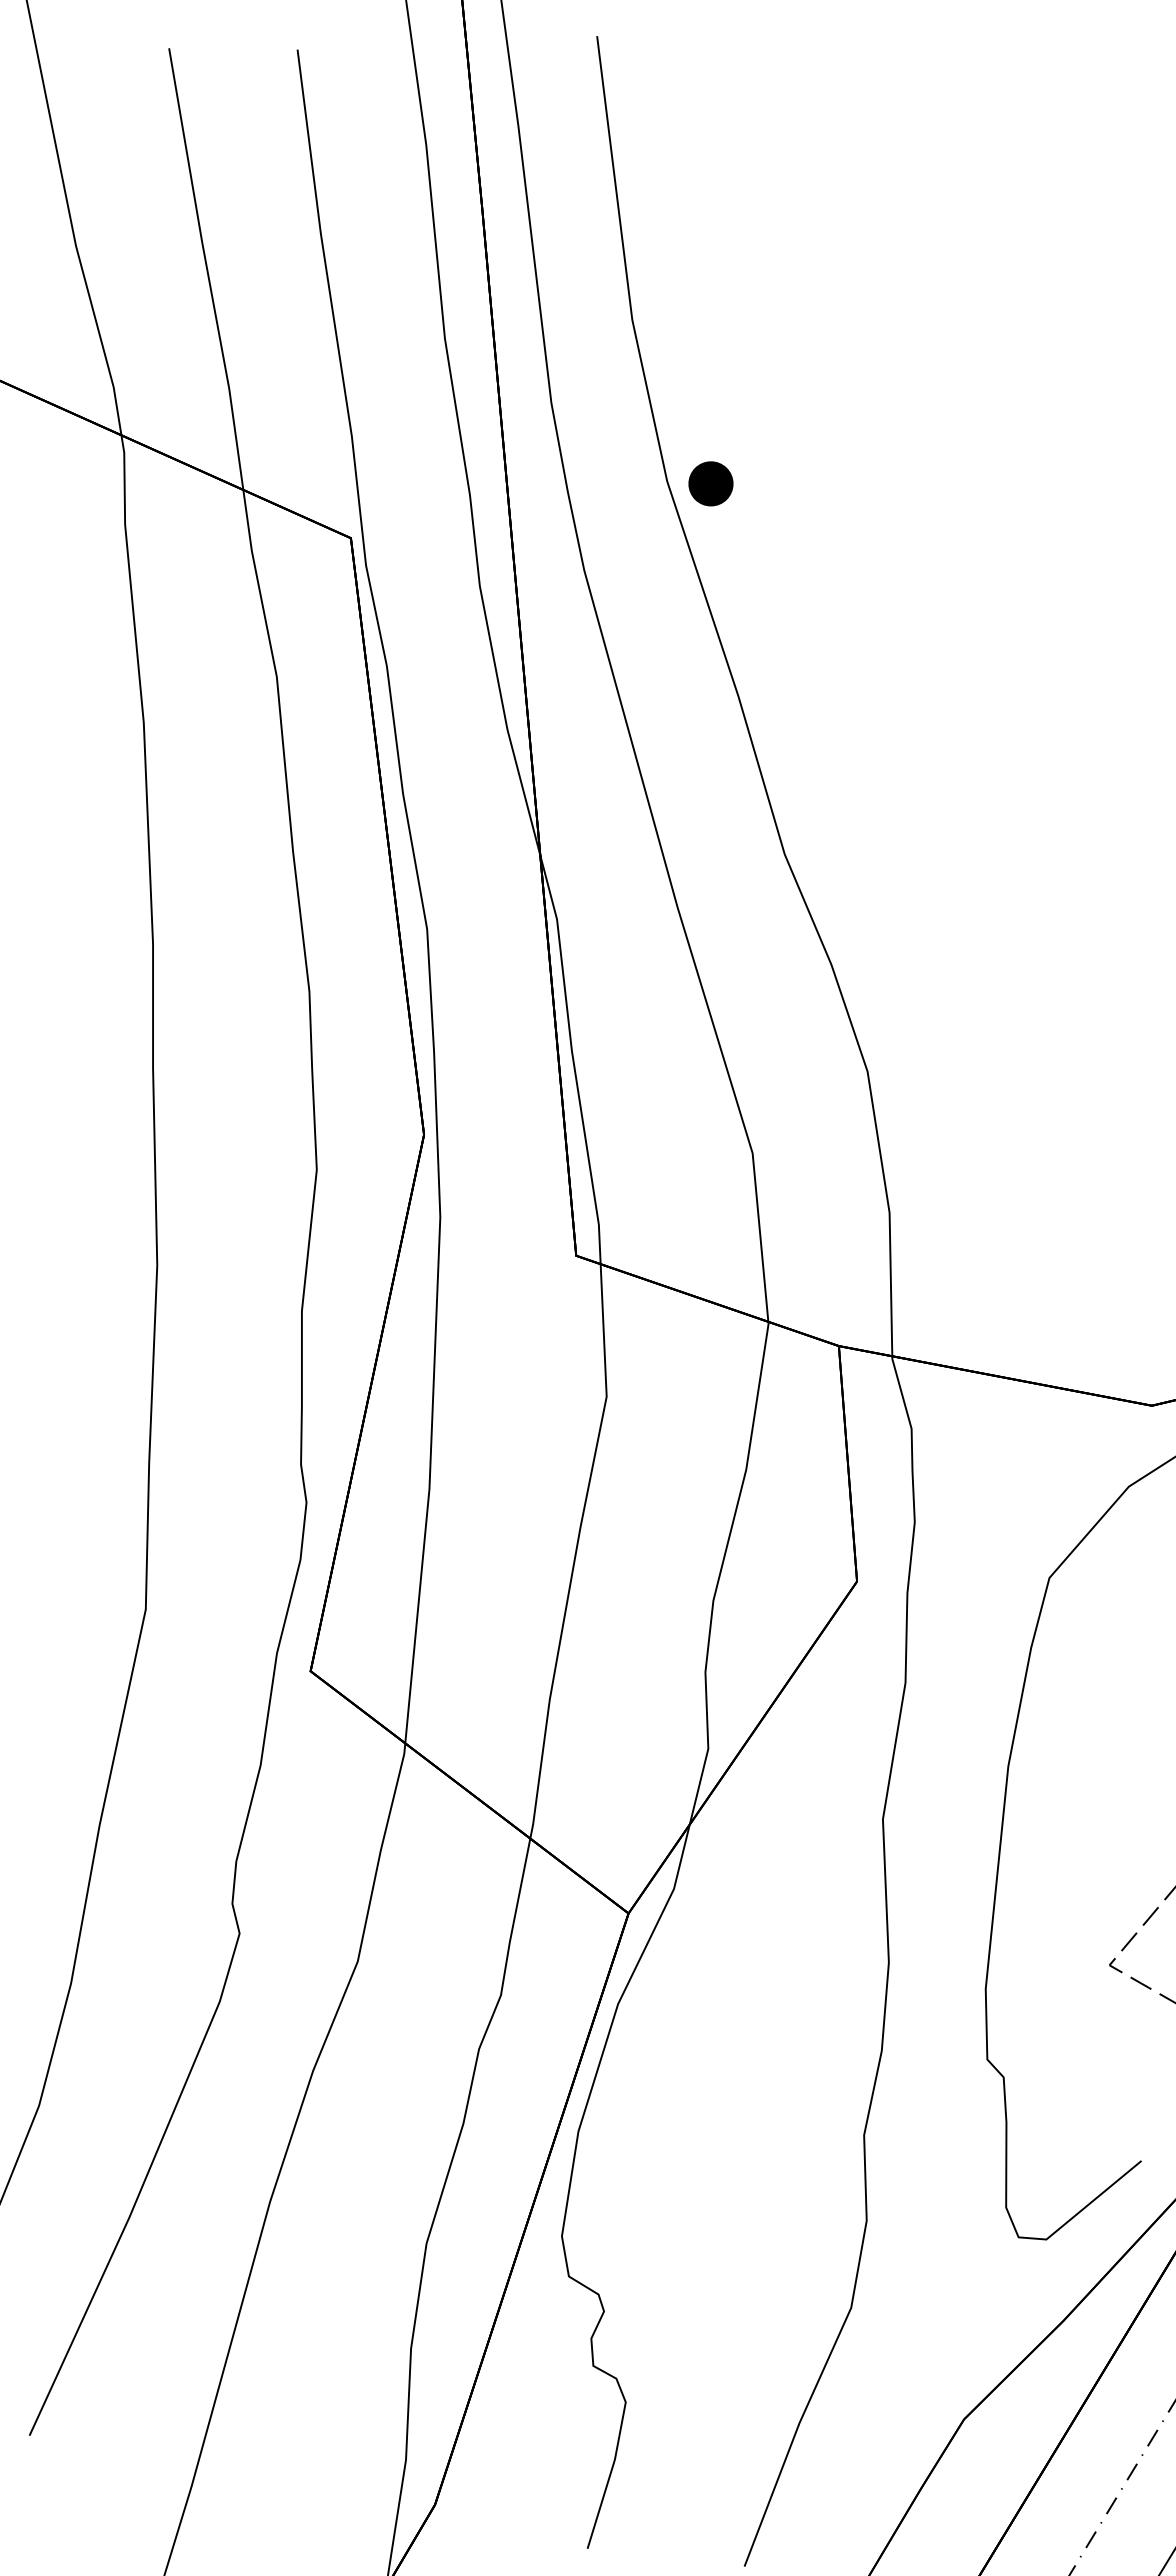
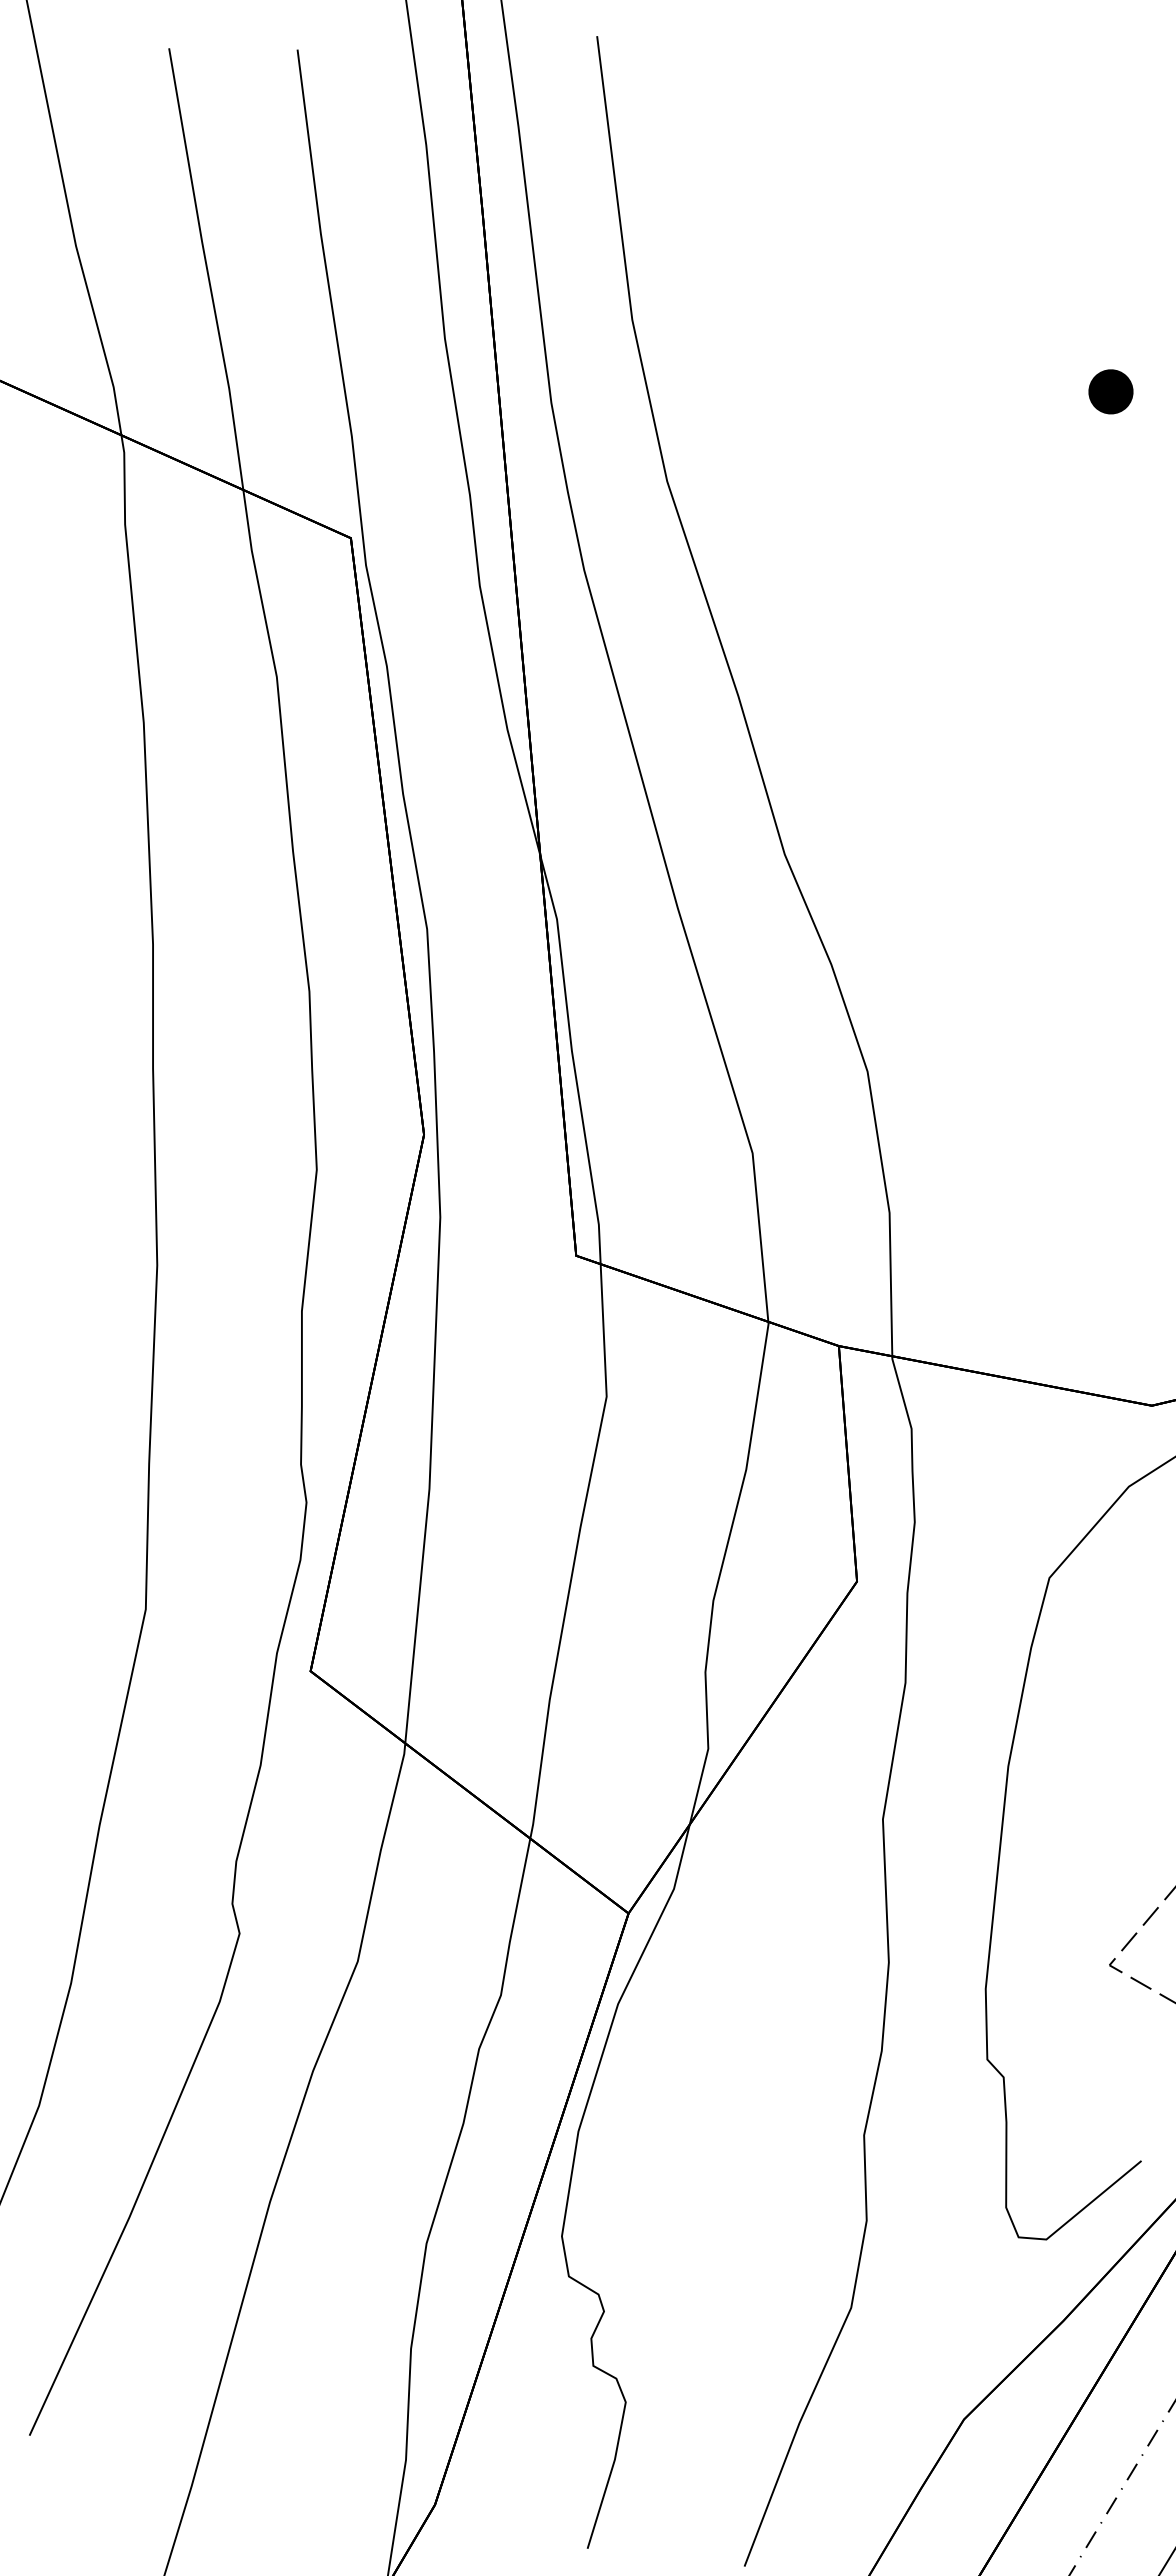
part position: (710, 483) -> (1110, 391) (1110, 391)
